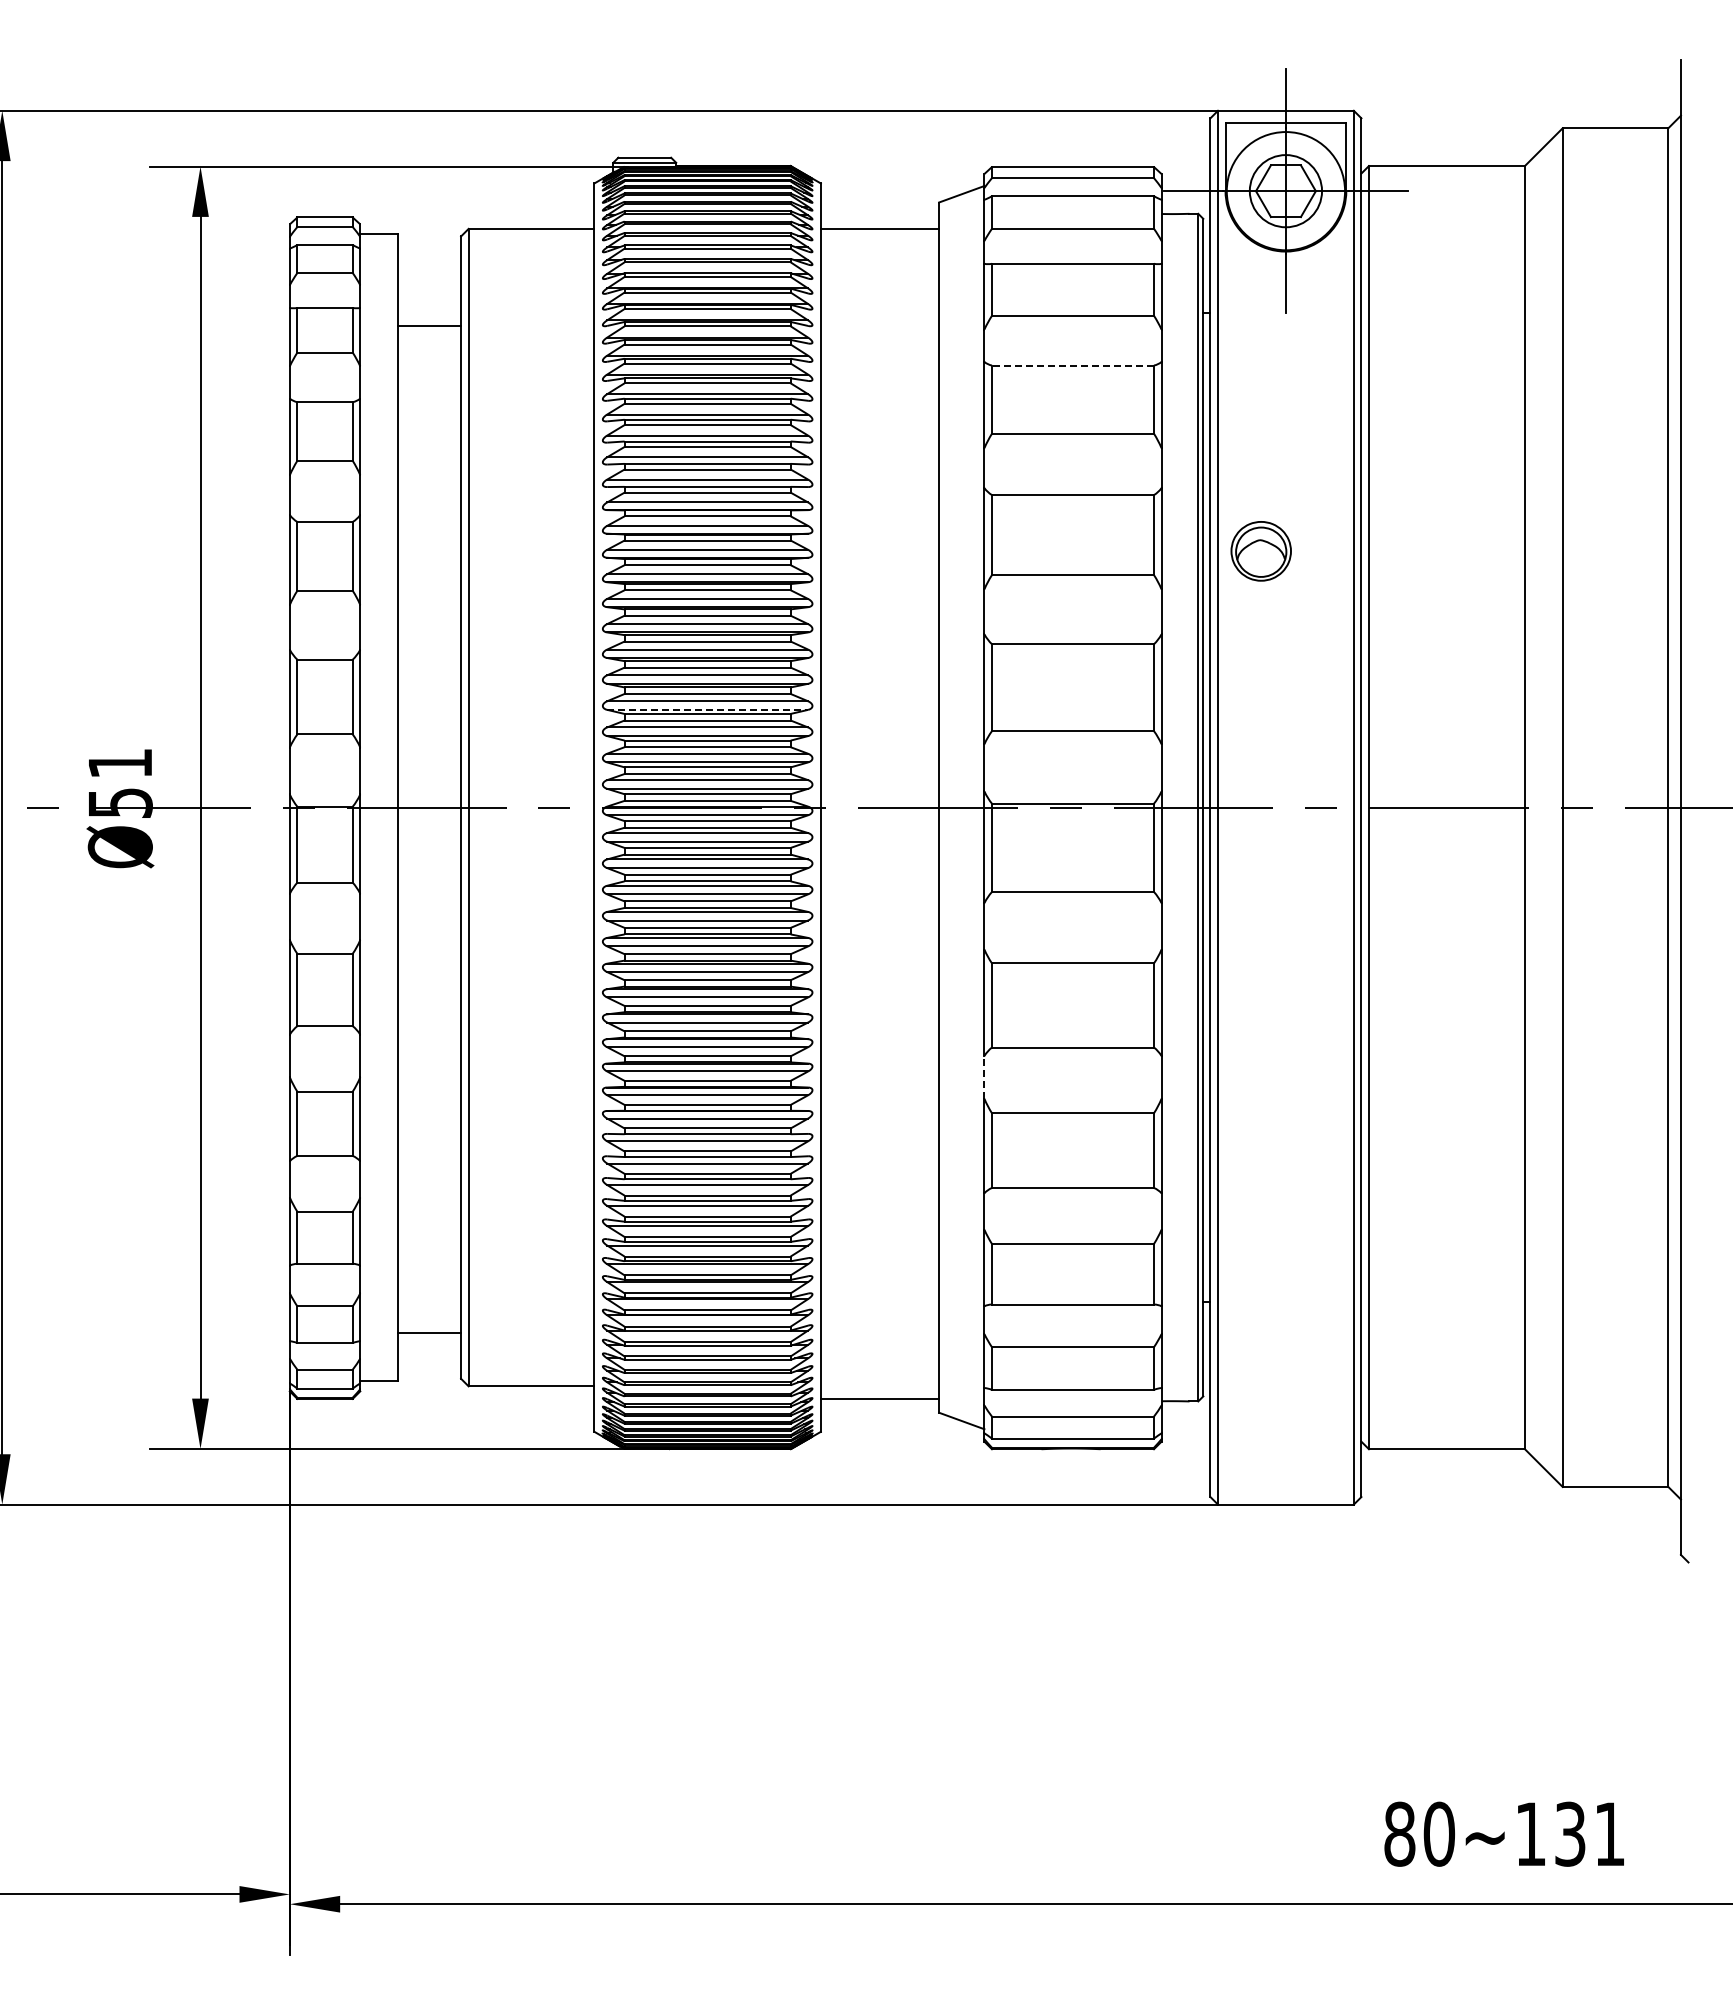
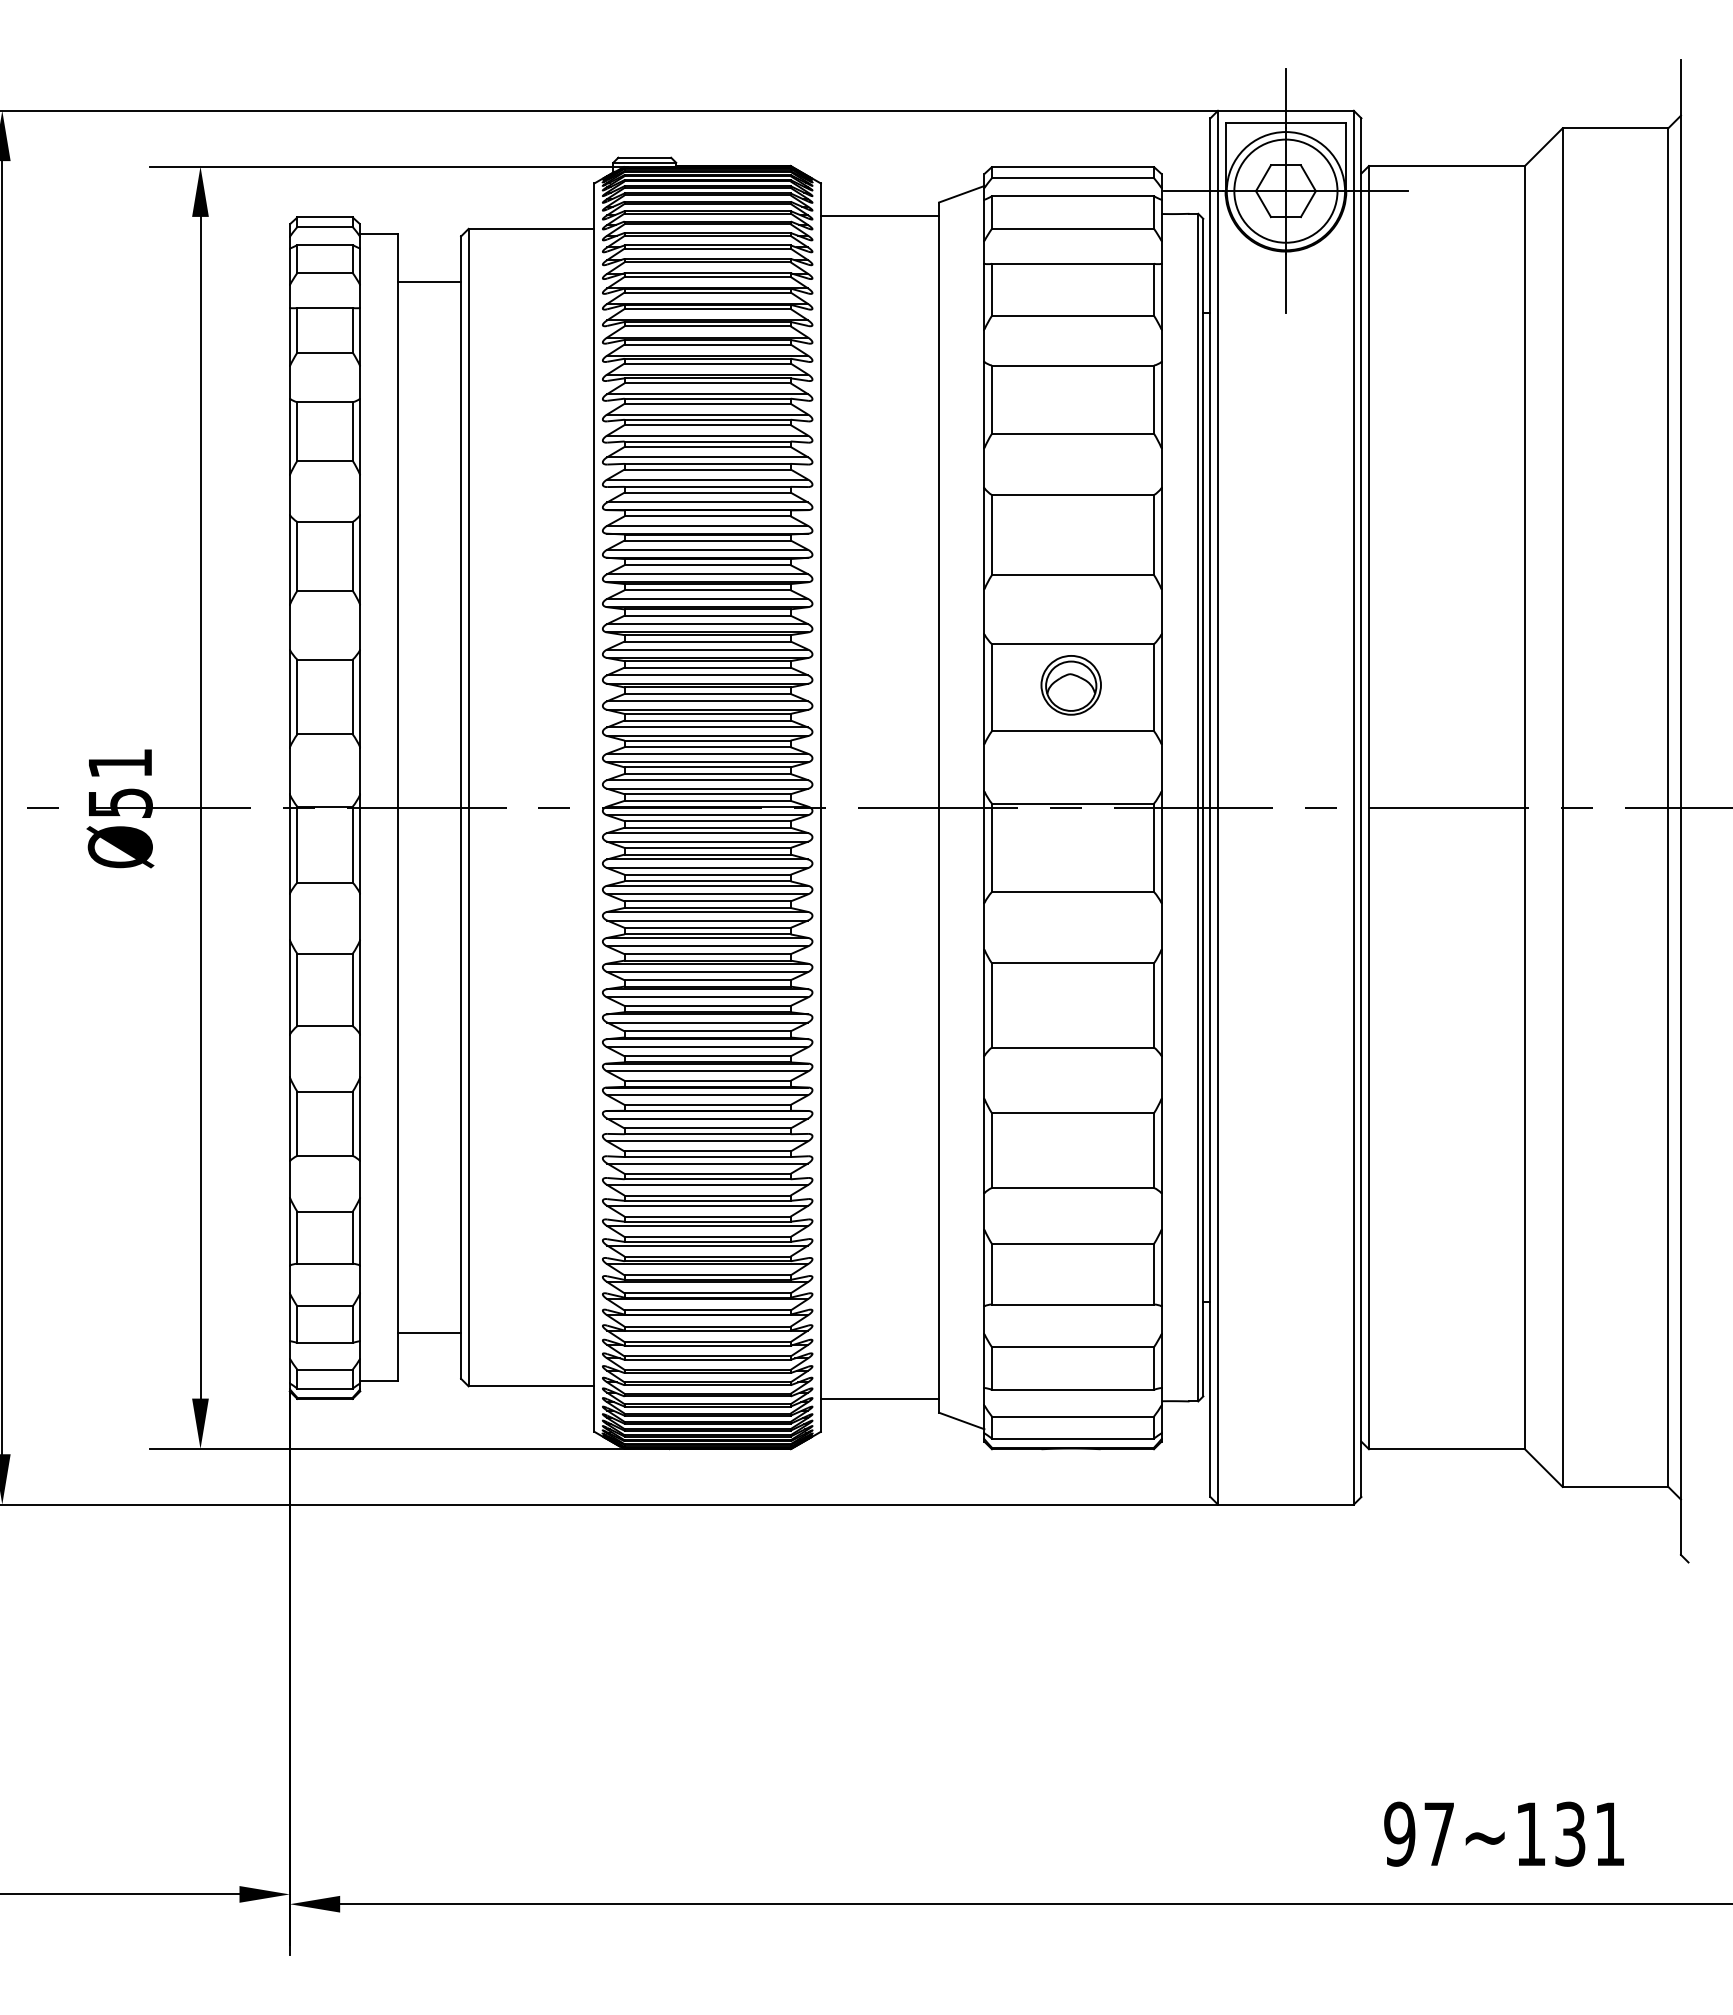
circle diameter: 72 px -> 103 px (1285, 190)
line position: (879, 229) -> (879, 216) (879, 216)
line position: (429, 325) -> (429, 281) (429, 281)
line: dashed -> solid (1072, 365)
part position: (1260, 551) -> (1070, 685) (1070, 685)
line: dashed -> solid (708, 709)
line: dashed -> solid (984, 1076)
text: 80~131 -> 97~131 (1419, 1833)
